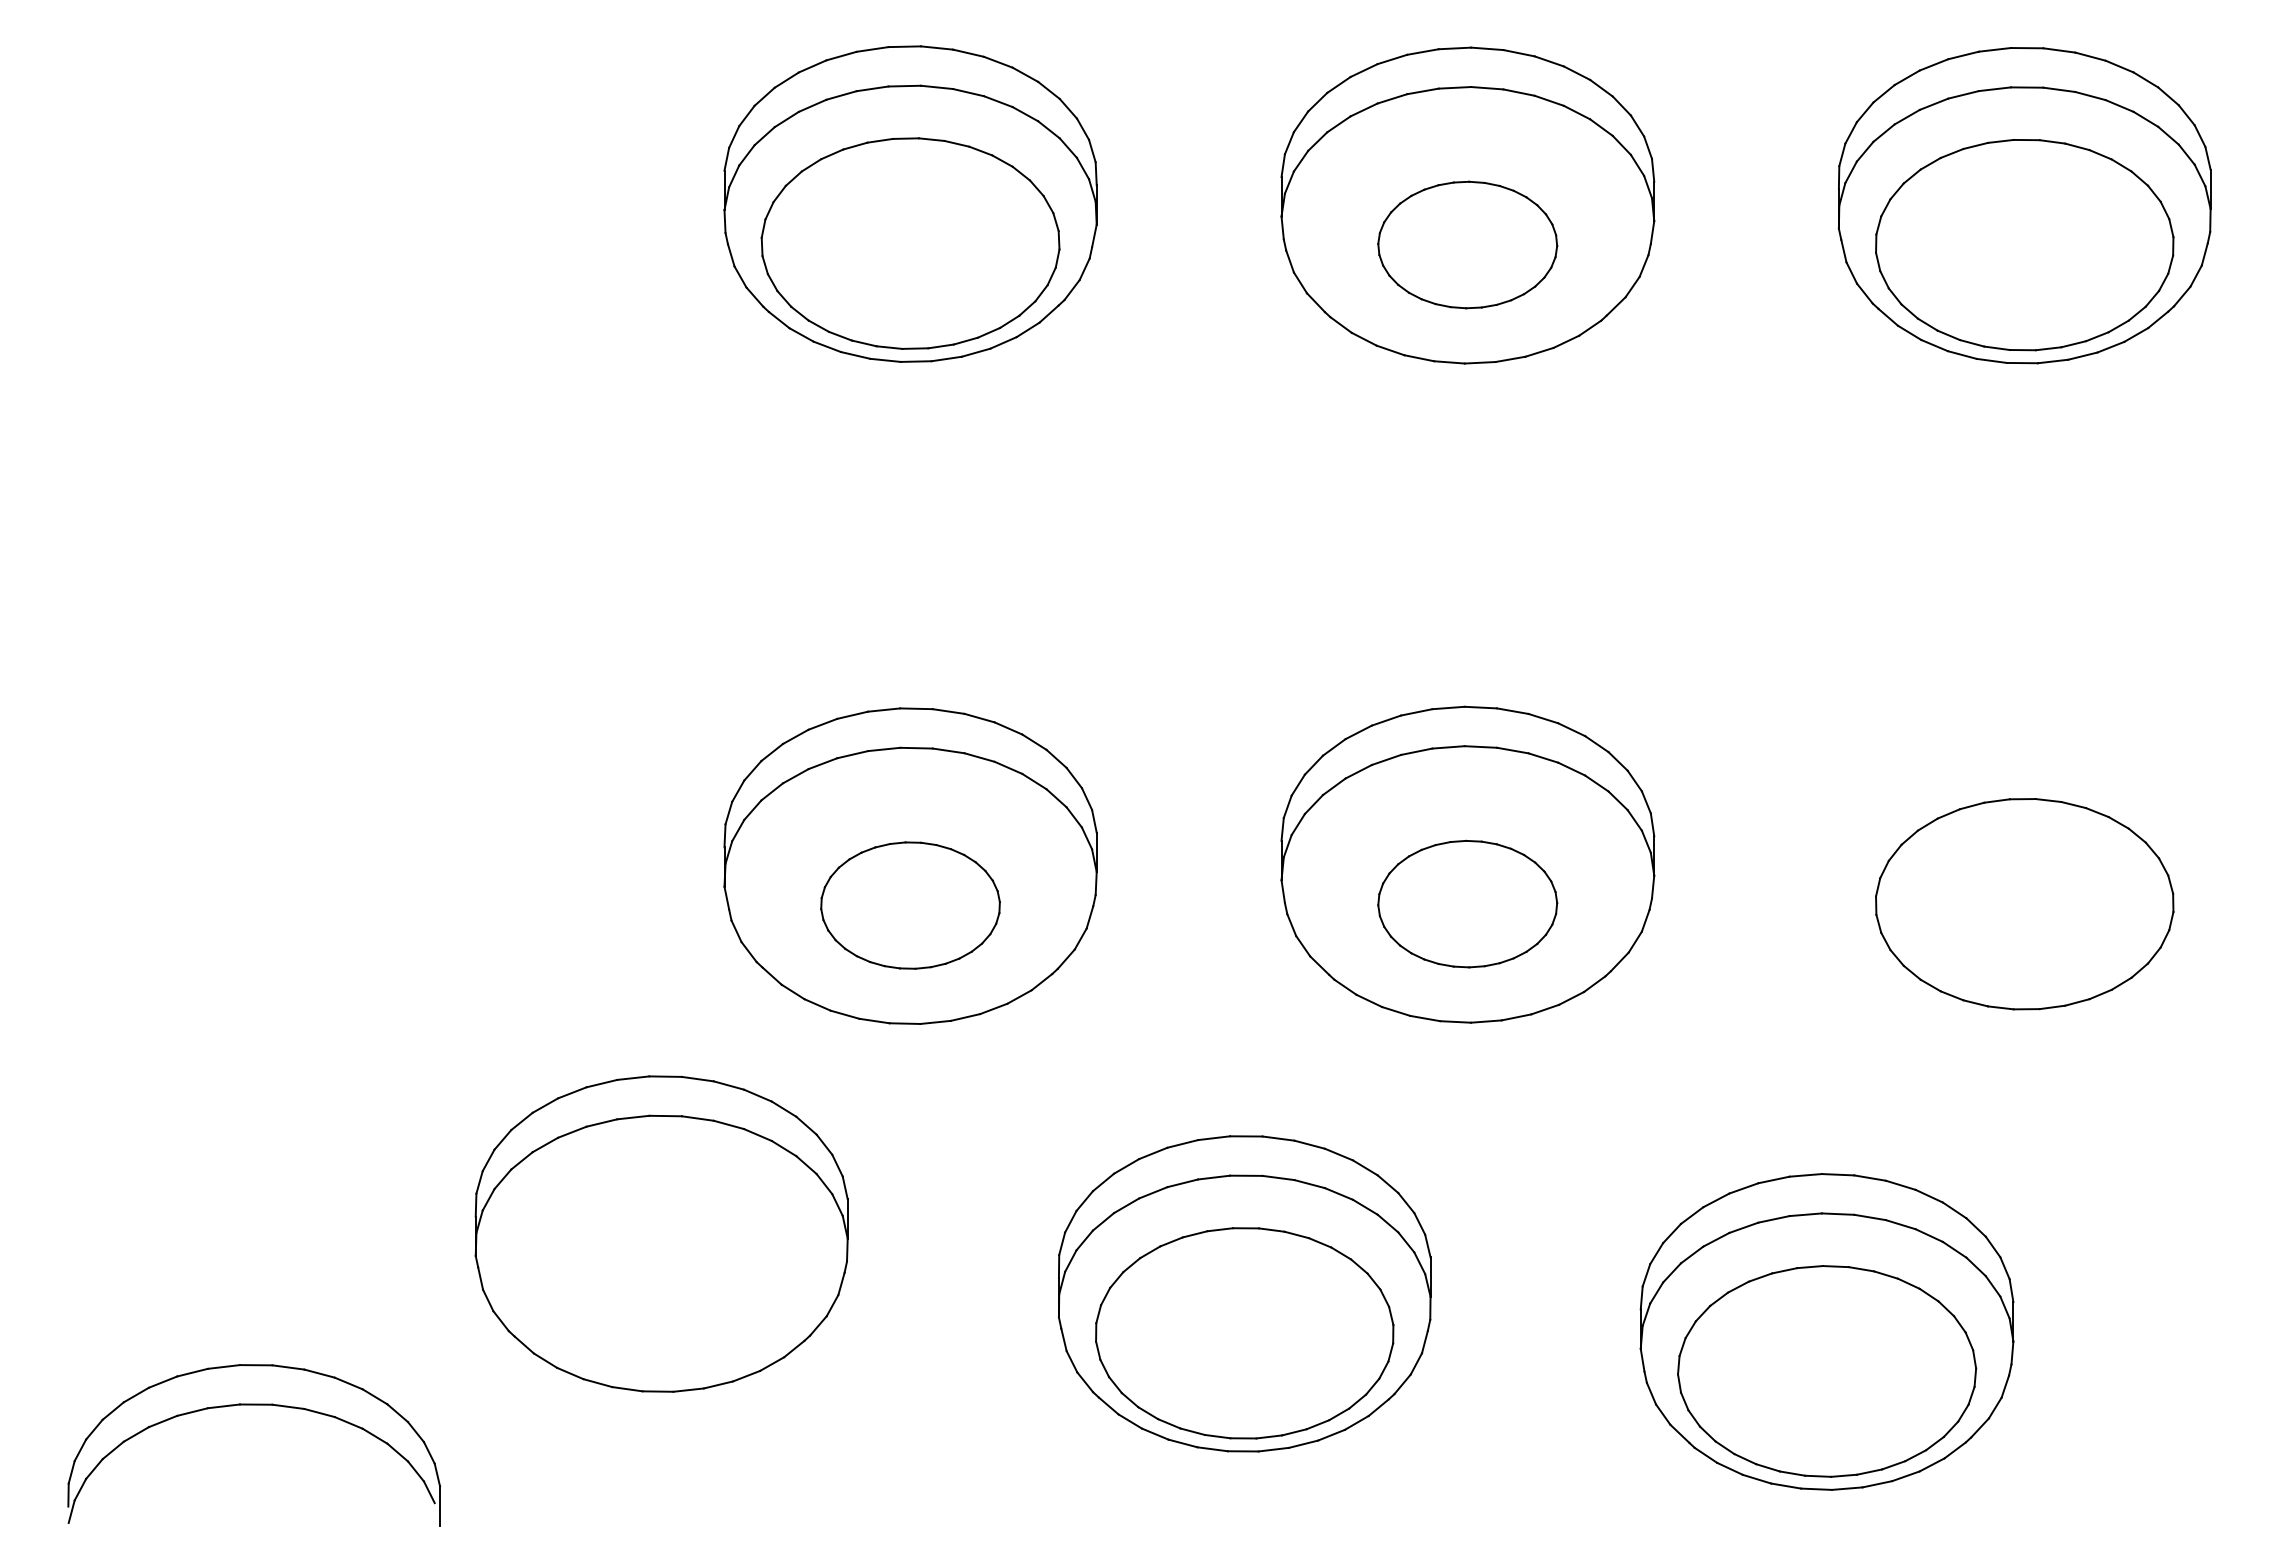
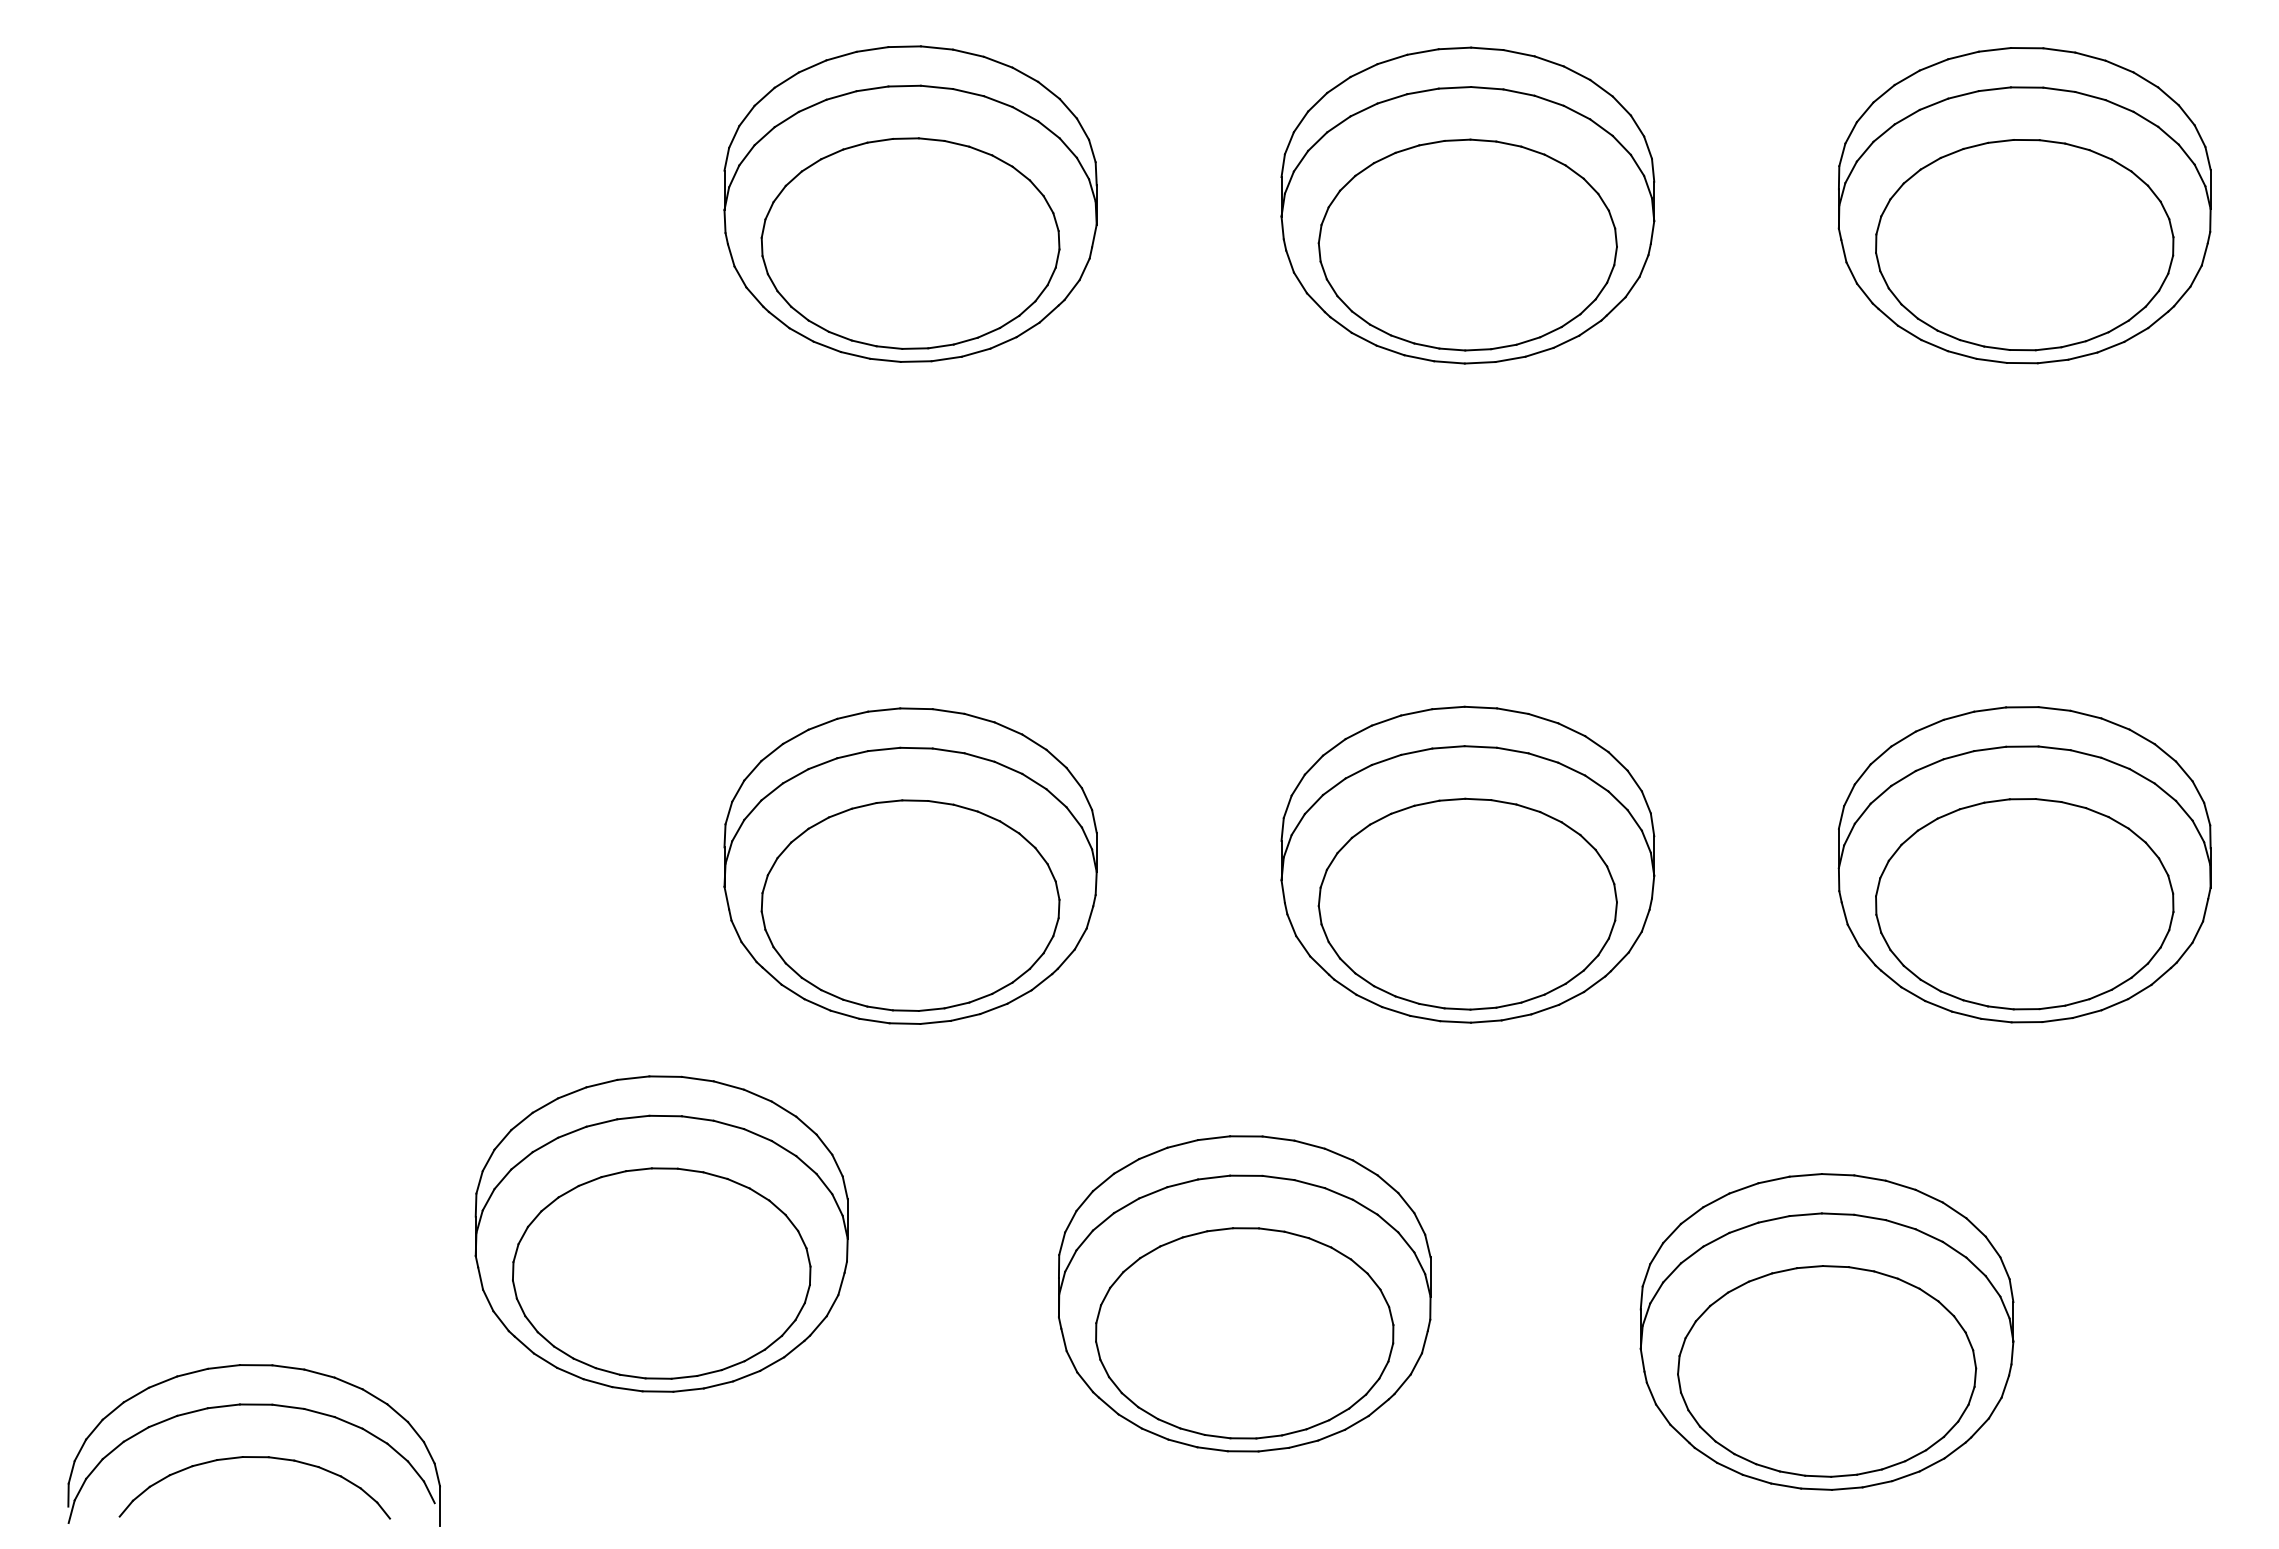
part size: 182x130 px -> 301x214 px (1467, 244)
part: none -> present (2024, 864)
part size: 182x130 px -> 301x214 px (1467, 903)
part size: 181x129 px -> 301x213 px (910, 905)
part: none -> present (661, 1273)
part: none -> present (259, 1458)
